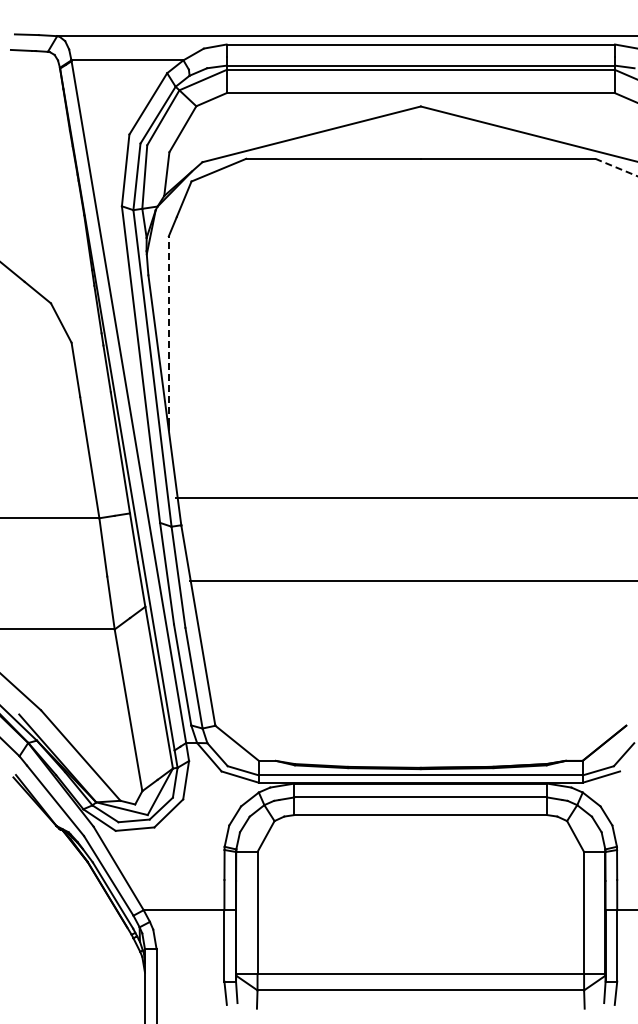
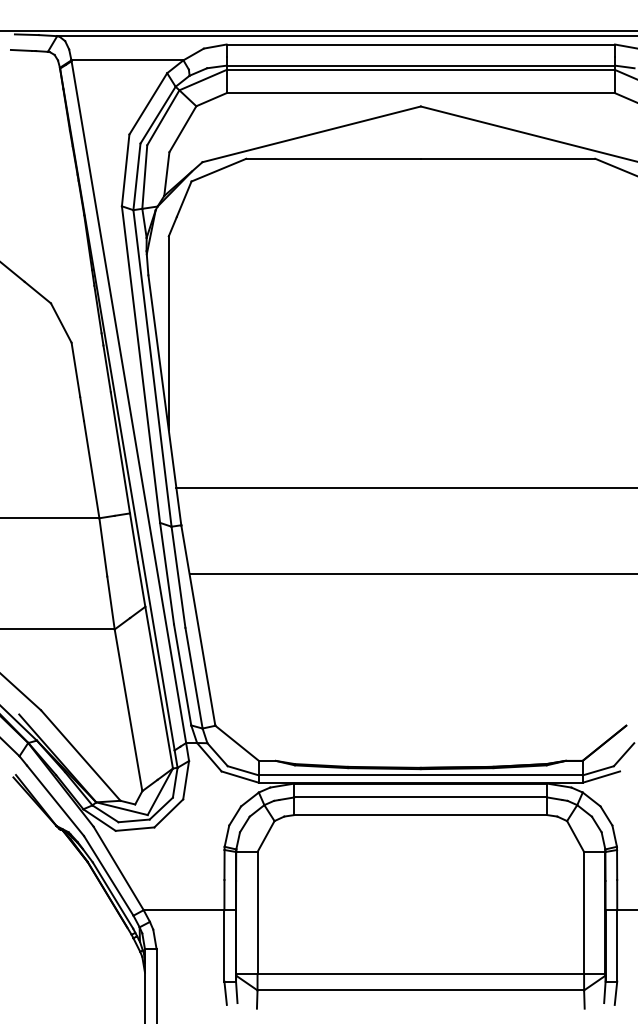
line: none -> present (318, 30)
line: dashed -> solid (616, 167)
line: dashed -> solid (168, 330)
line position: (405, 497) -> (405, 487) (405, 487)
line position: (411, 581) -> (411, 574) (411, 574)
